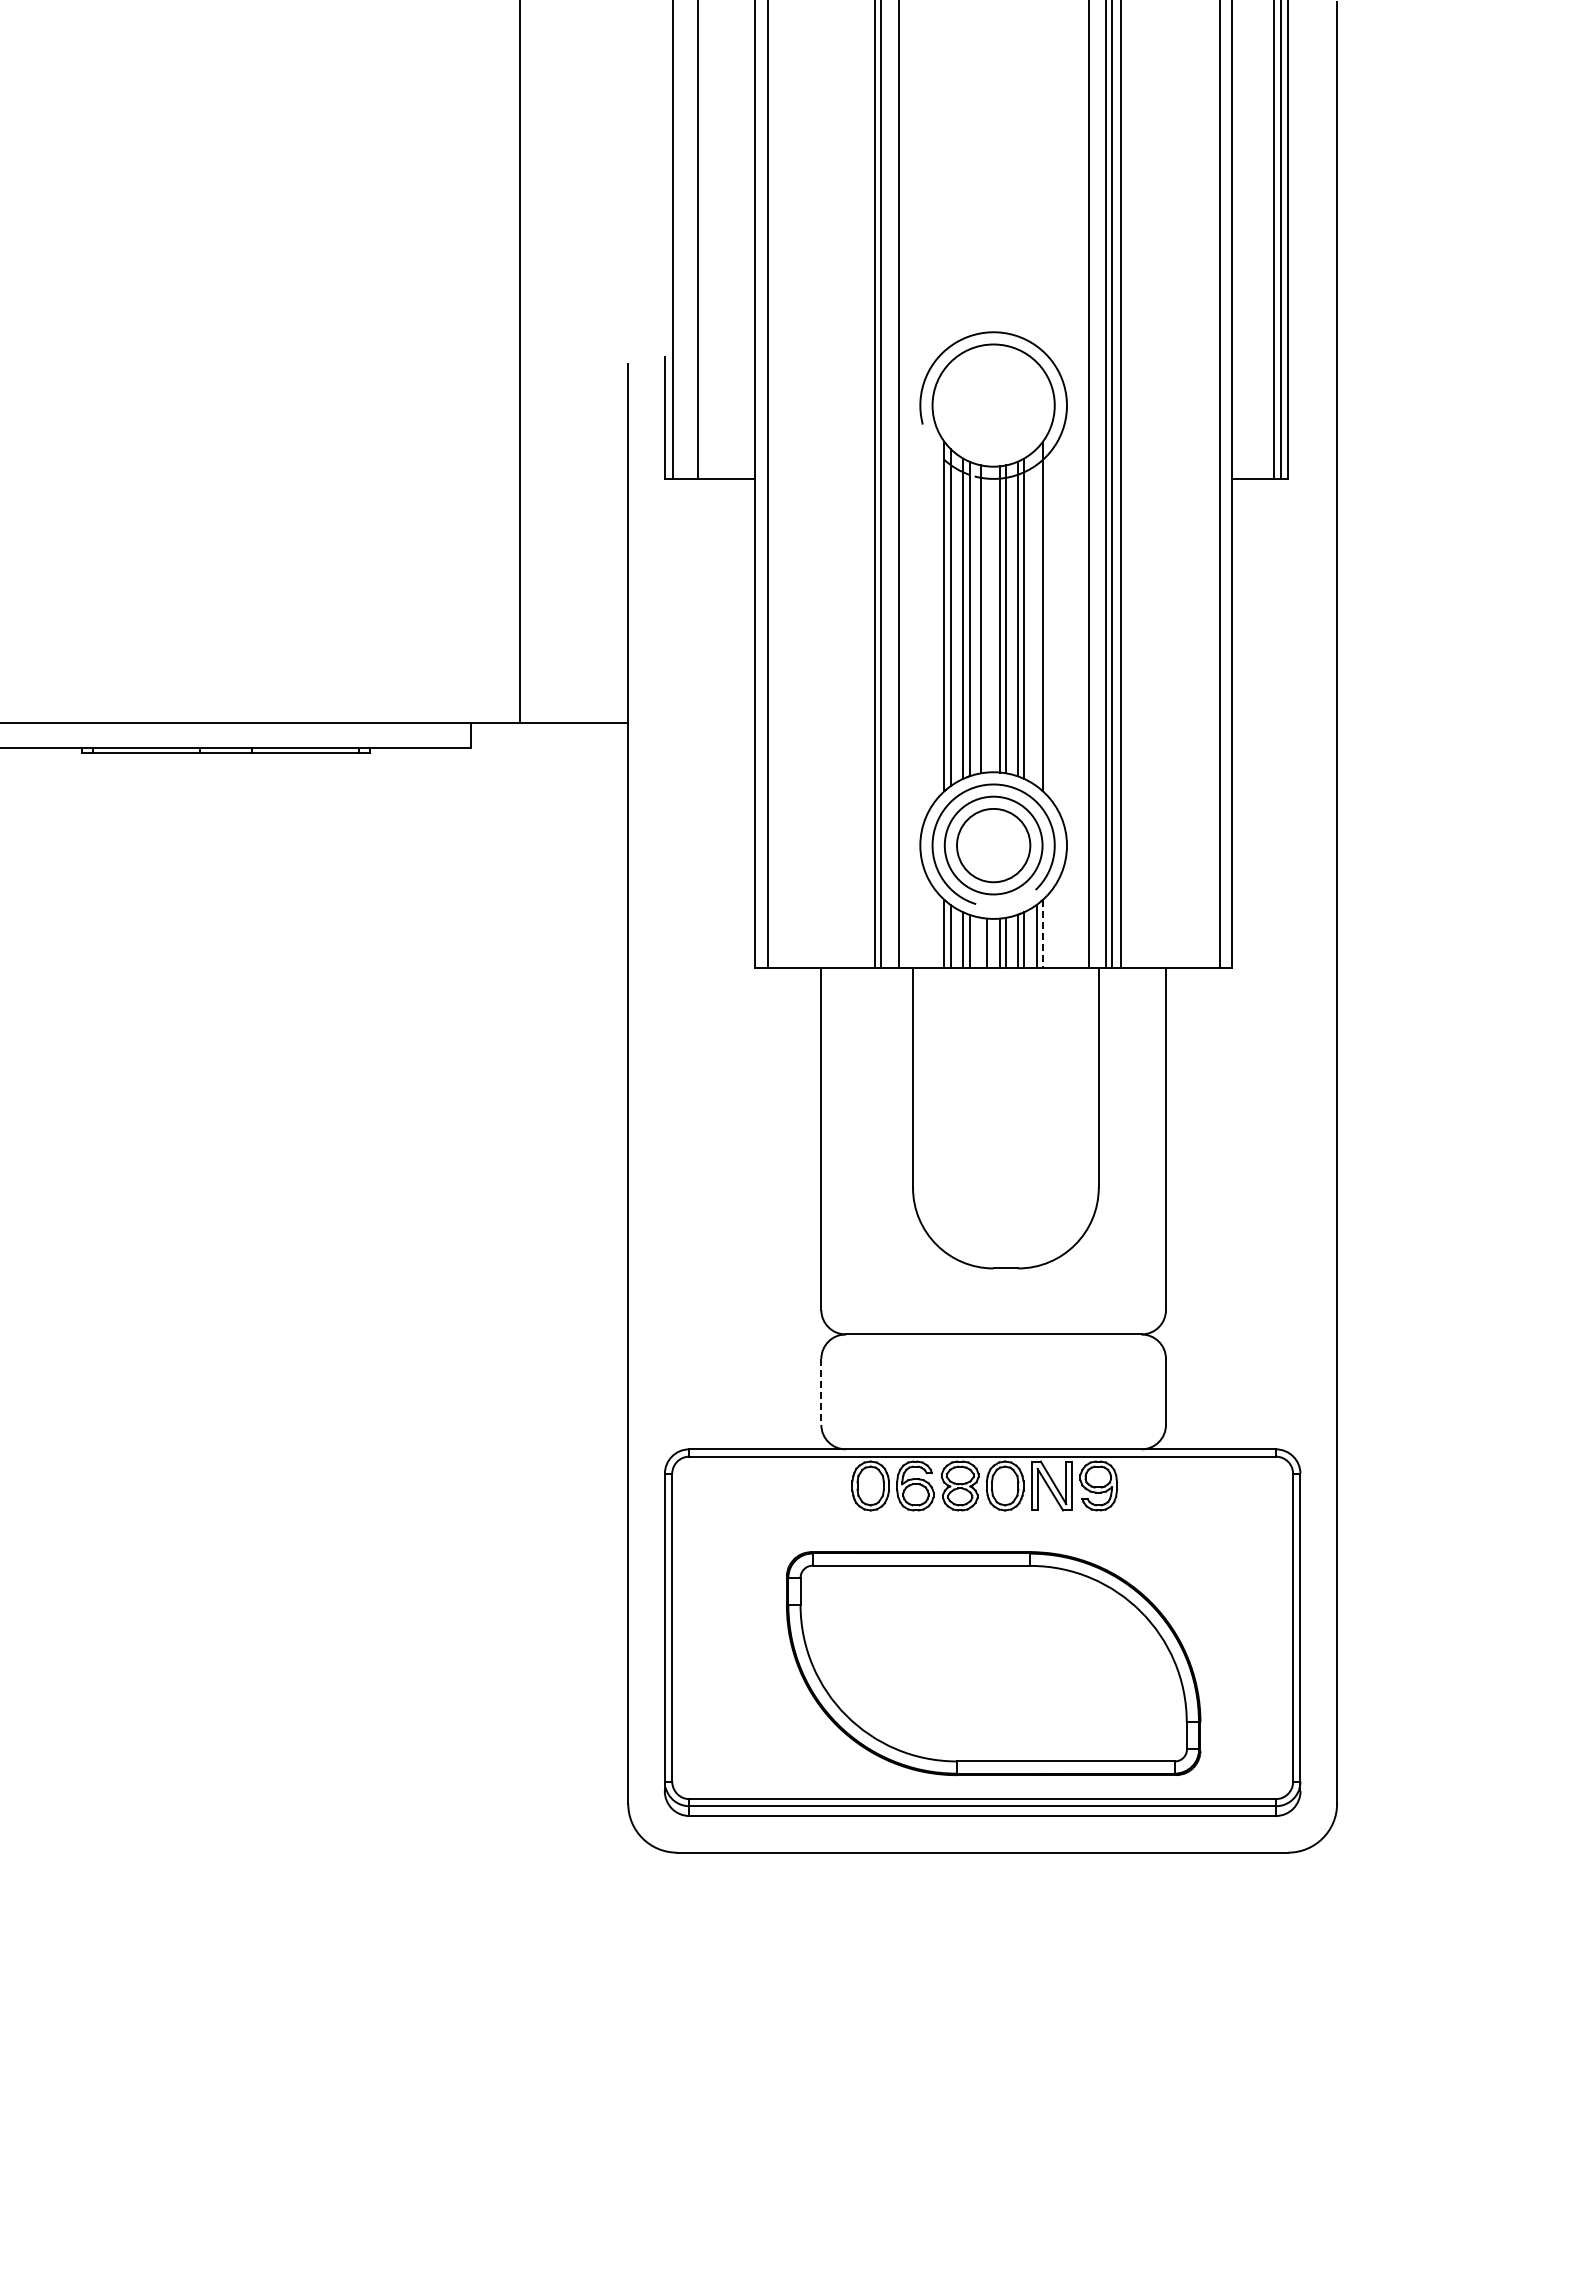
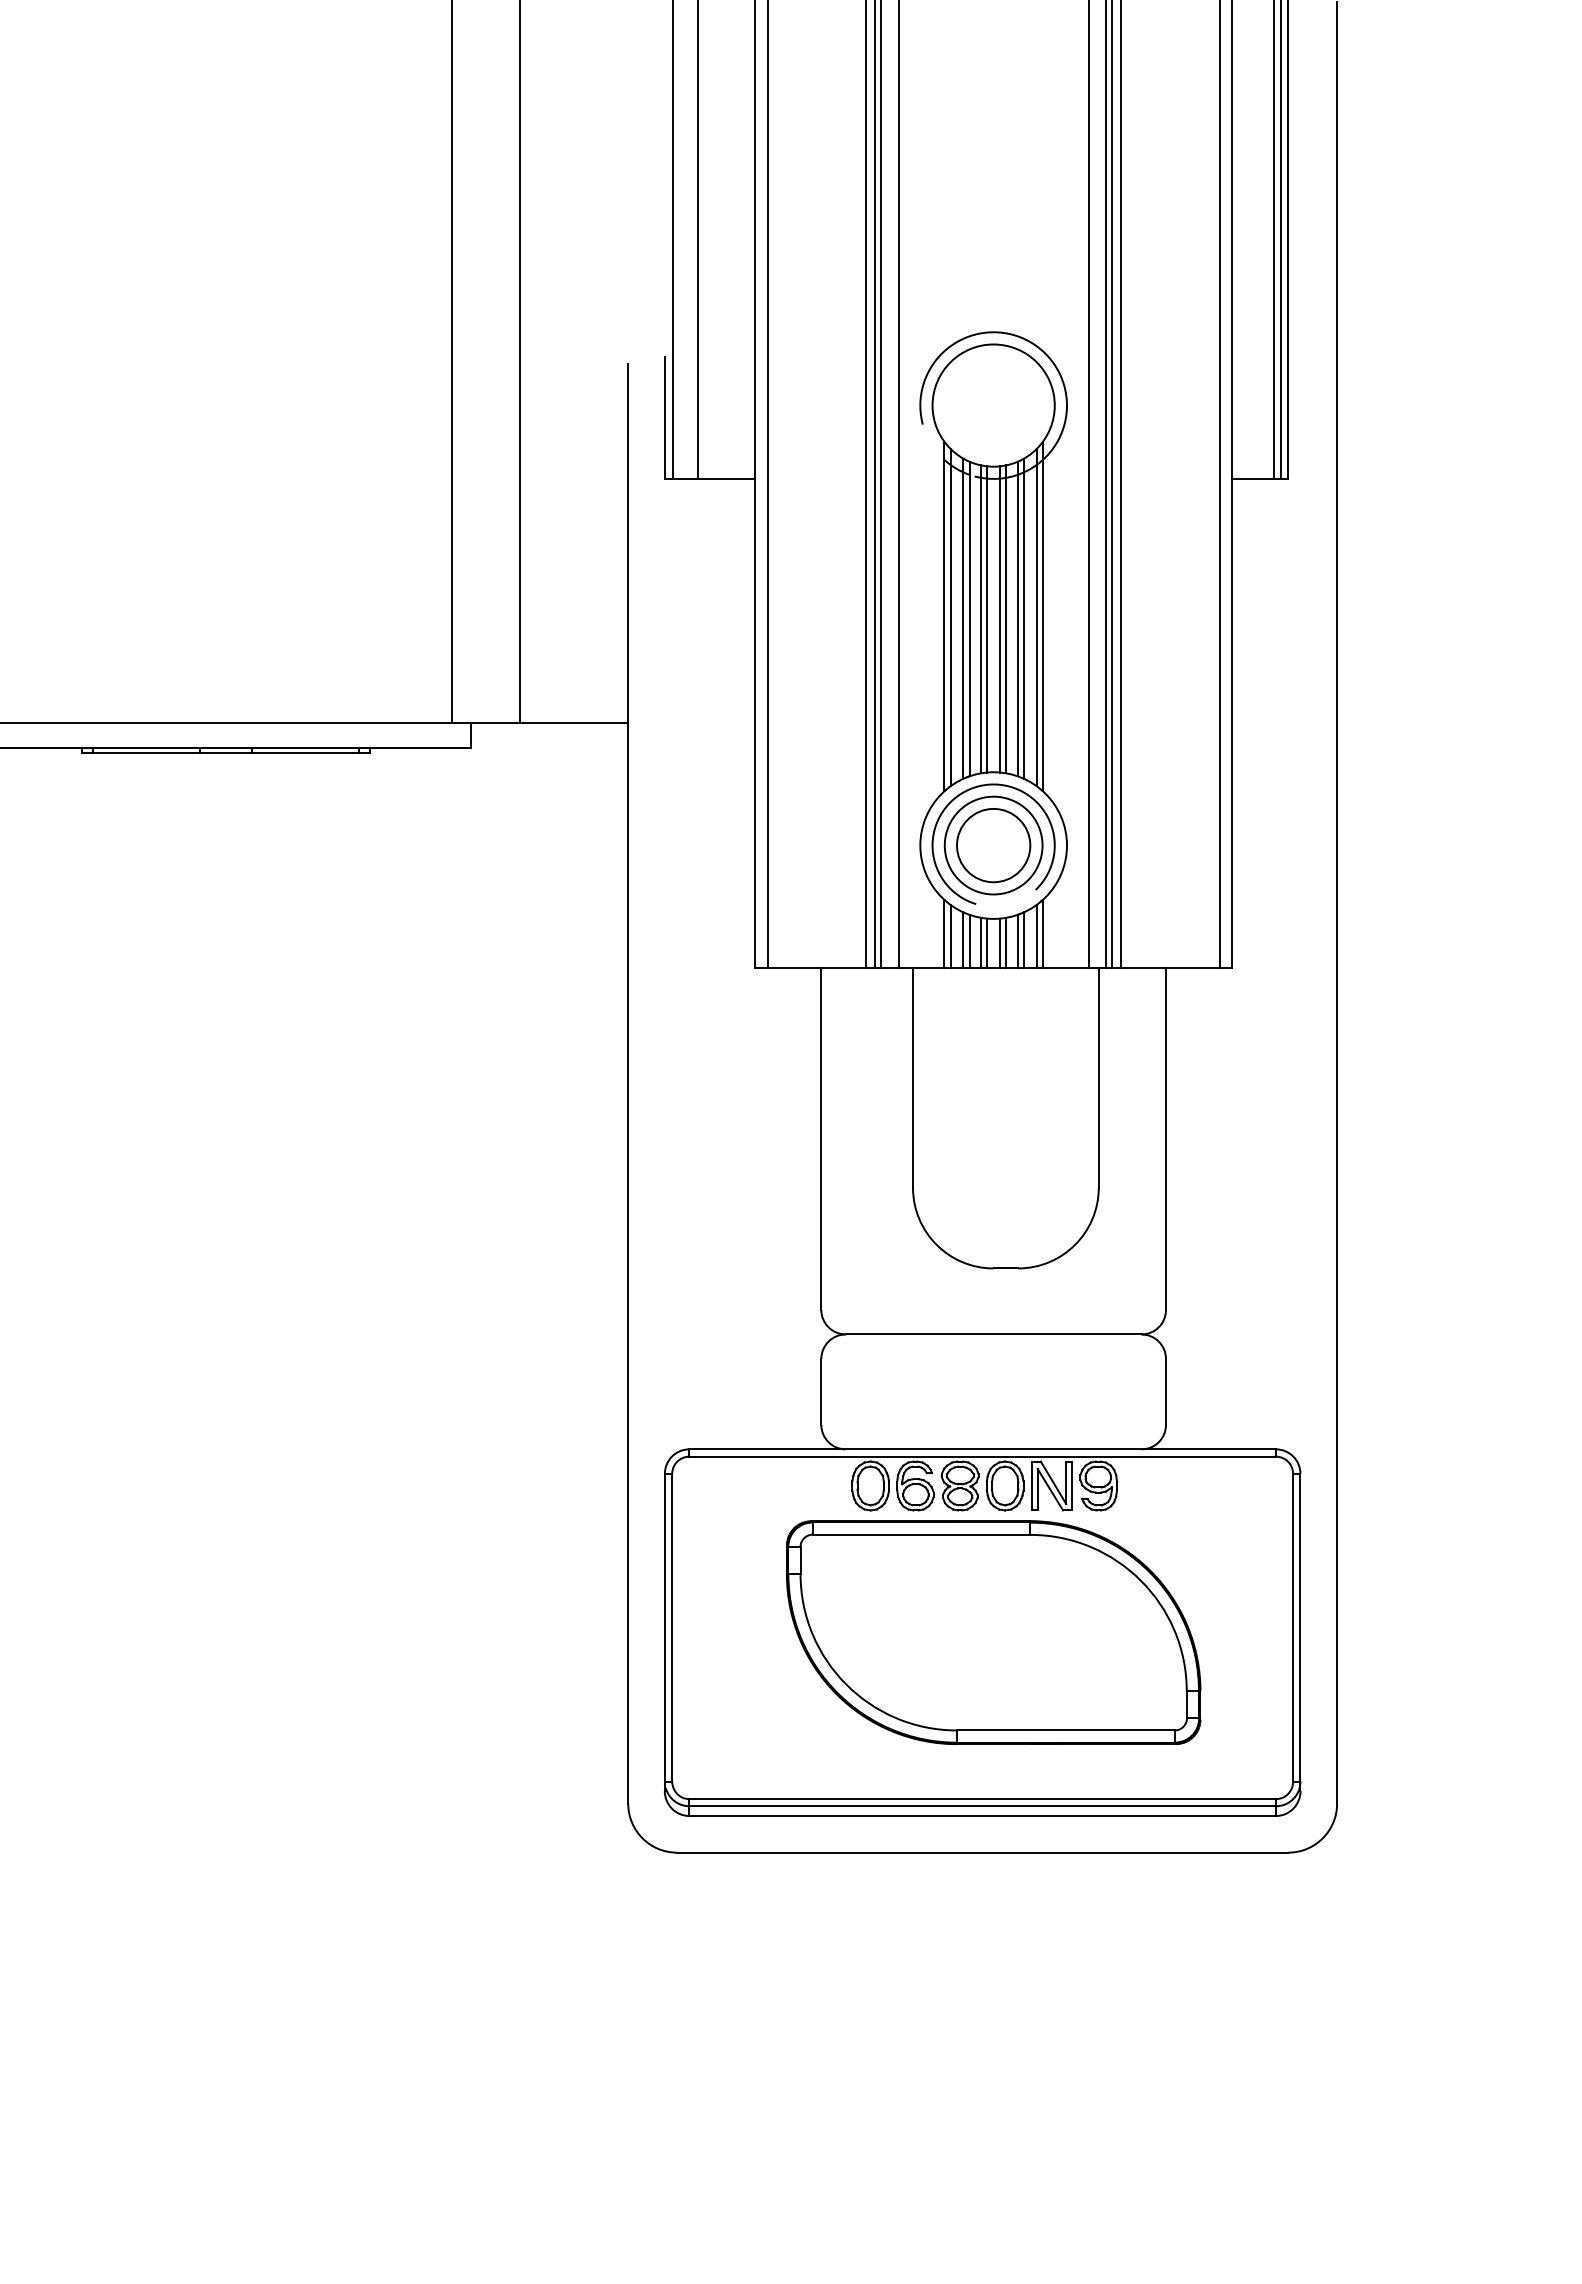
line: none -> present (452, 362)
line: none -> present (866, 484)
line: none -> present (1036, 617)
line: none -> present (987, 619)
line: dashed -> solid (1043, 933)
line: none -> present (980, 942)
line: dashed -> solid (821, 1391)
part position: (993, 1663) -> (993, 1632) (993, 1632)
